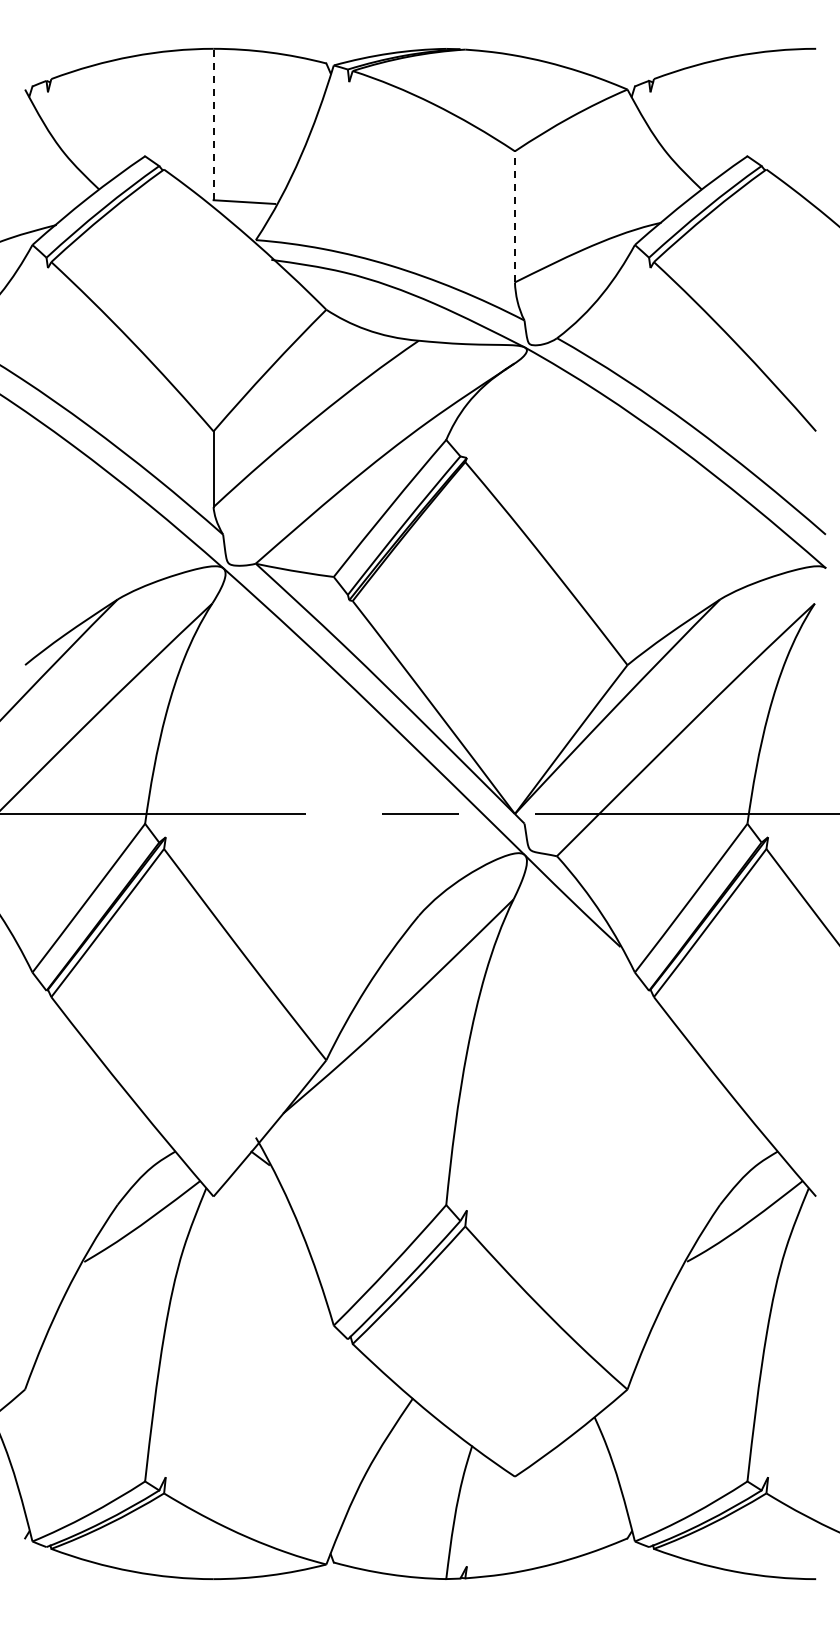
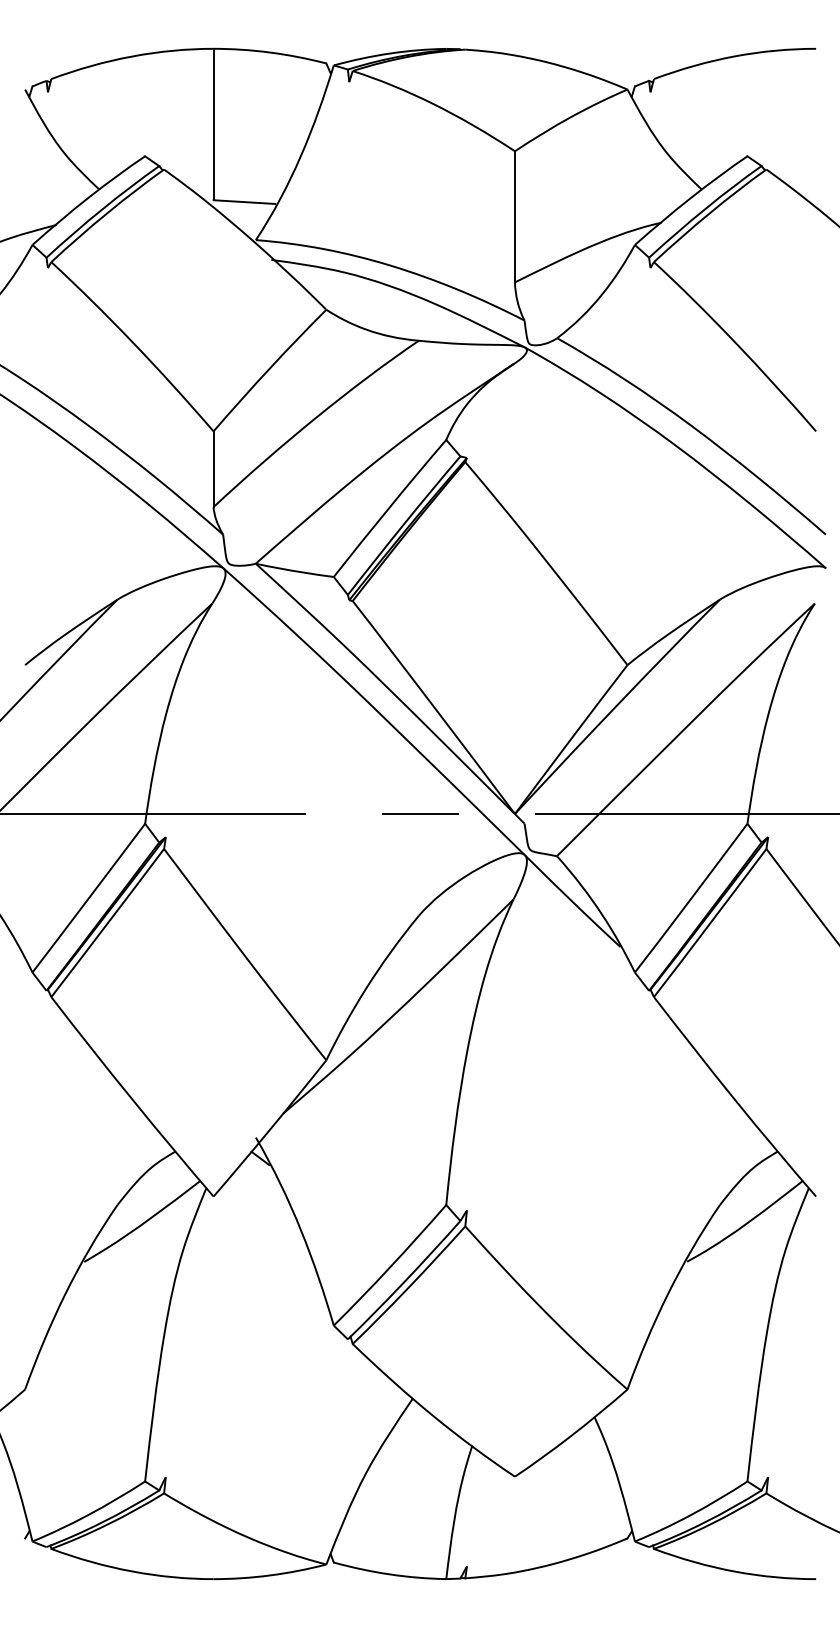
line: dashed -> solid (213, 124)
line: dashed -> solid (514, 216)
